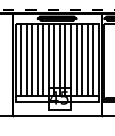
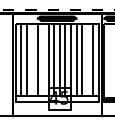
line: present -> none (32, 60)
line: present -> none (43, 60)
line: present -> none (87, 60)
